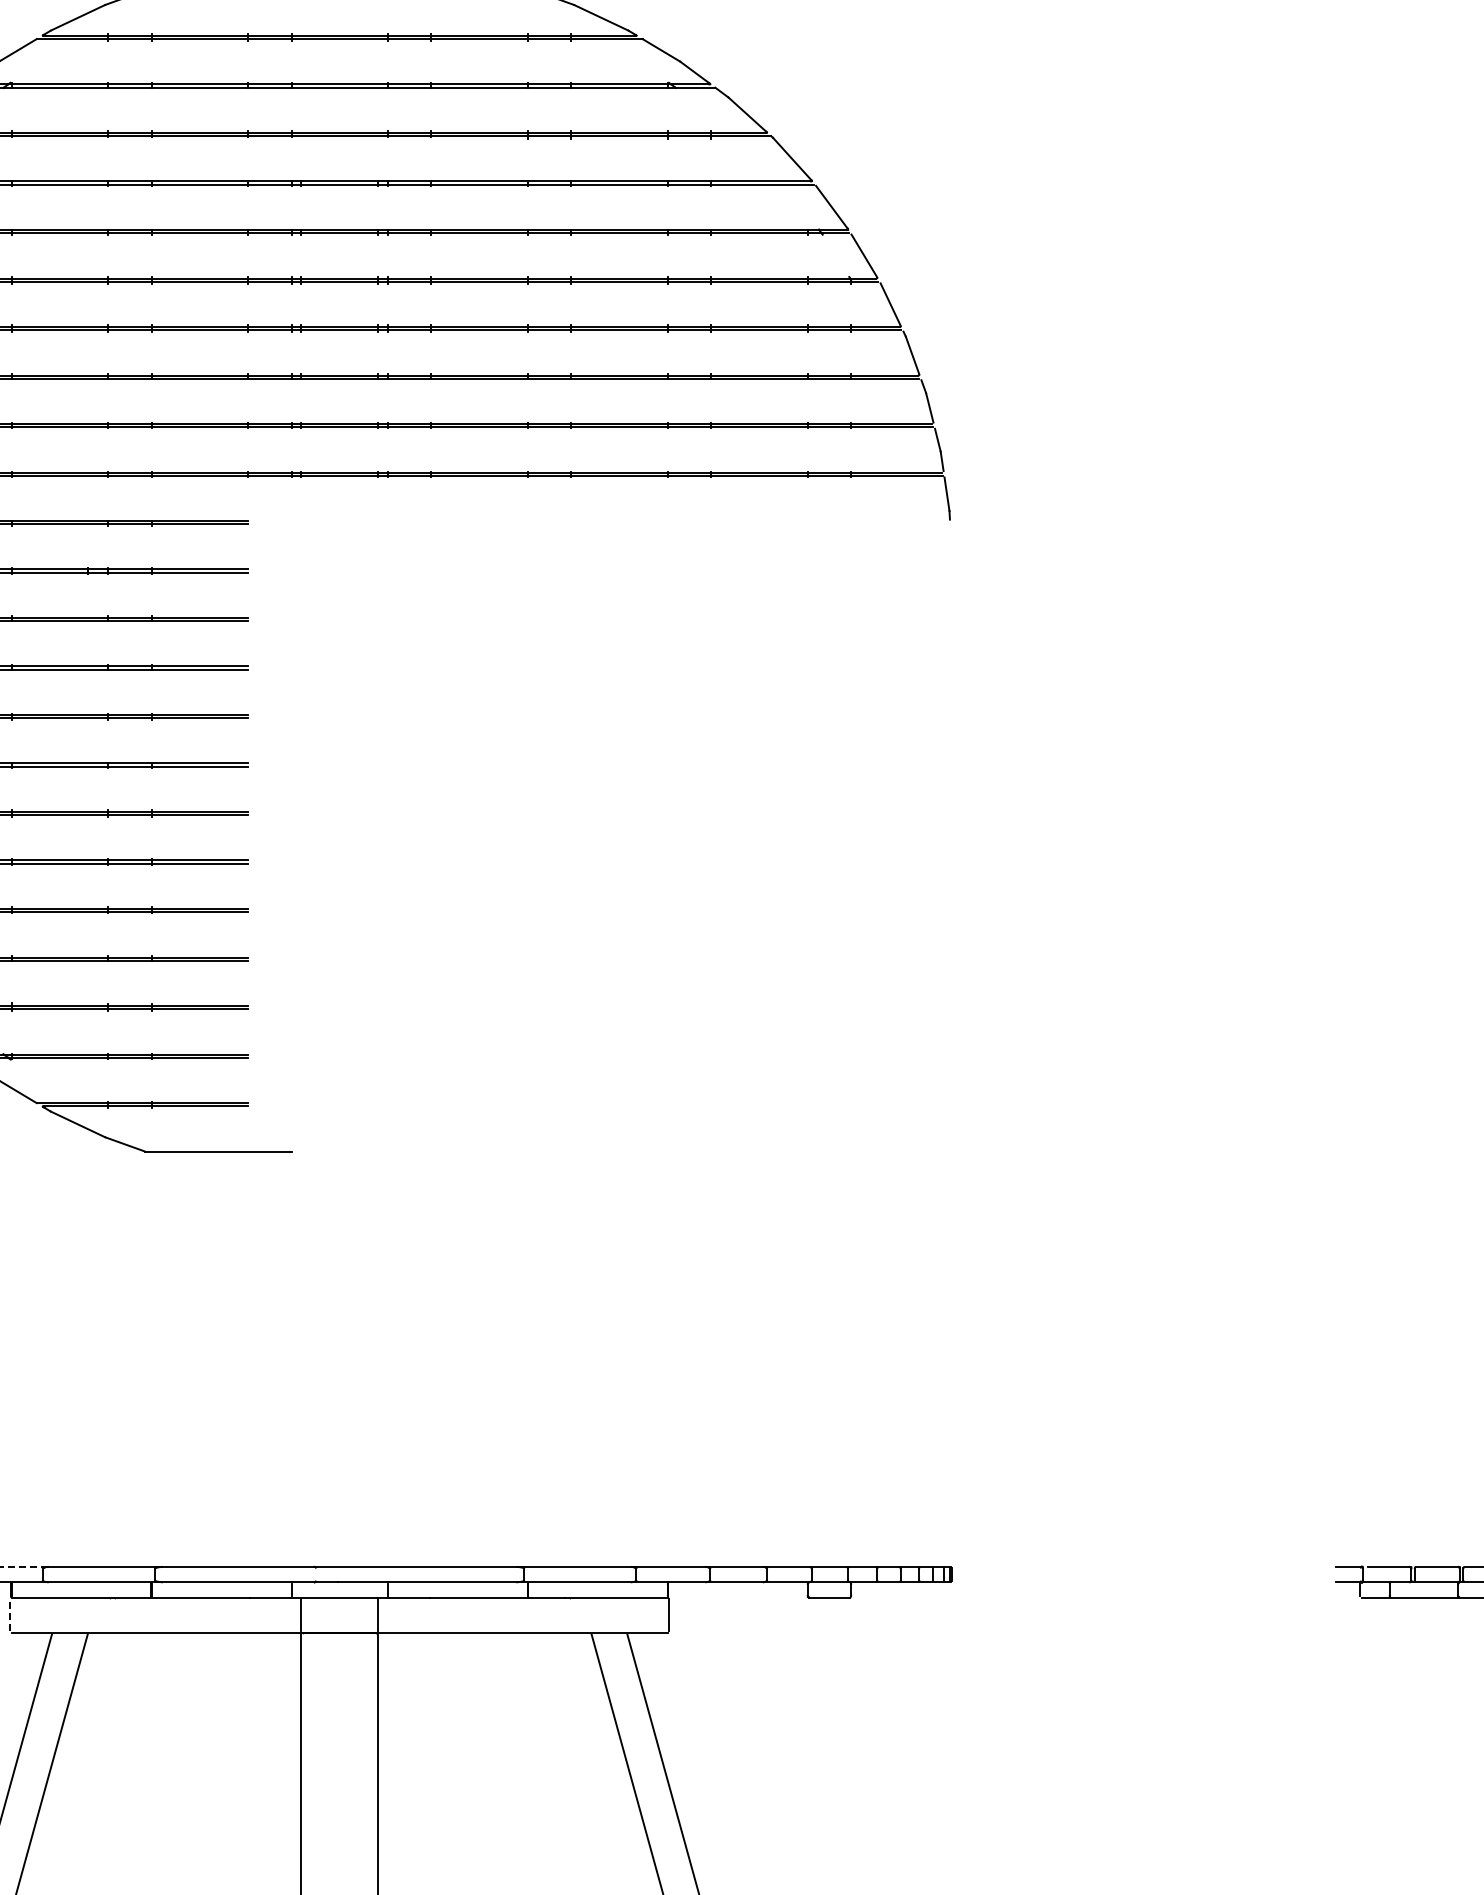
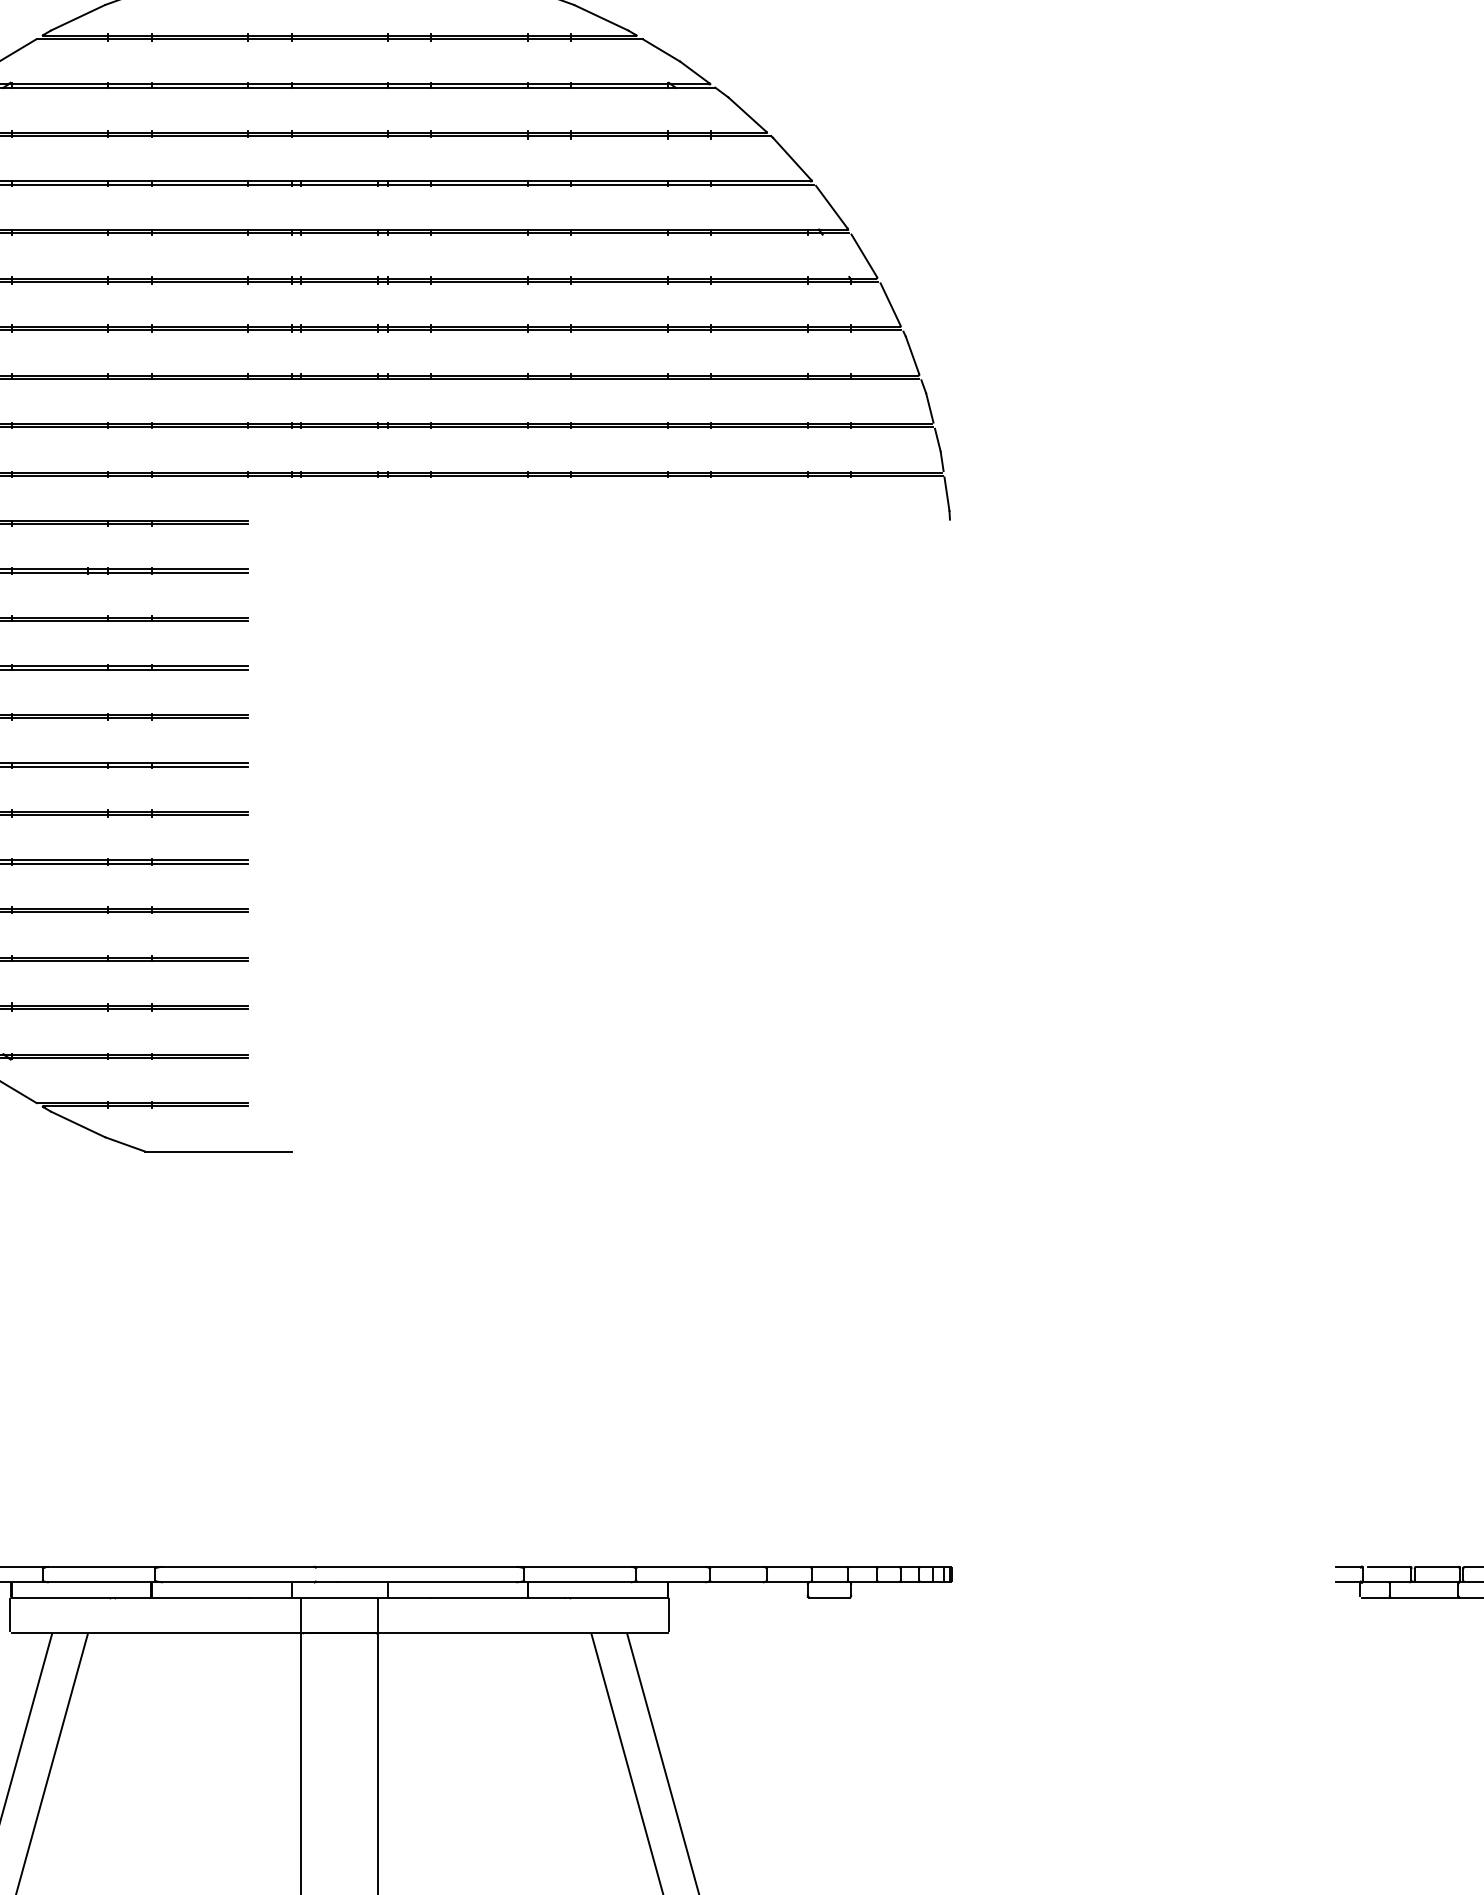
line: dashed -> solid (23, 1566)
line: dashed -> solid (10, 1614)
